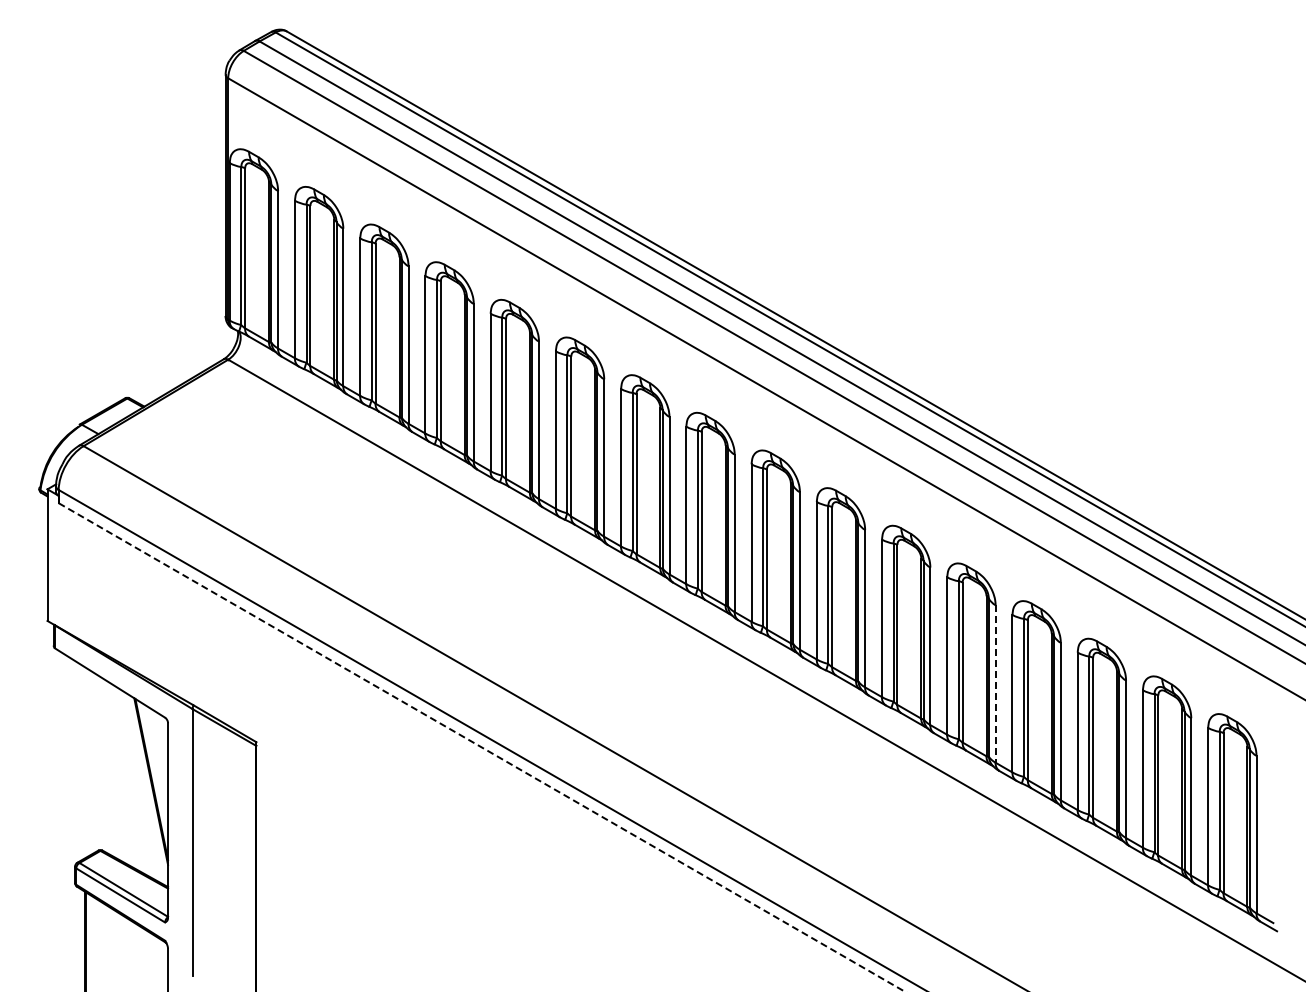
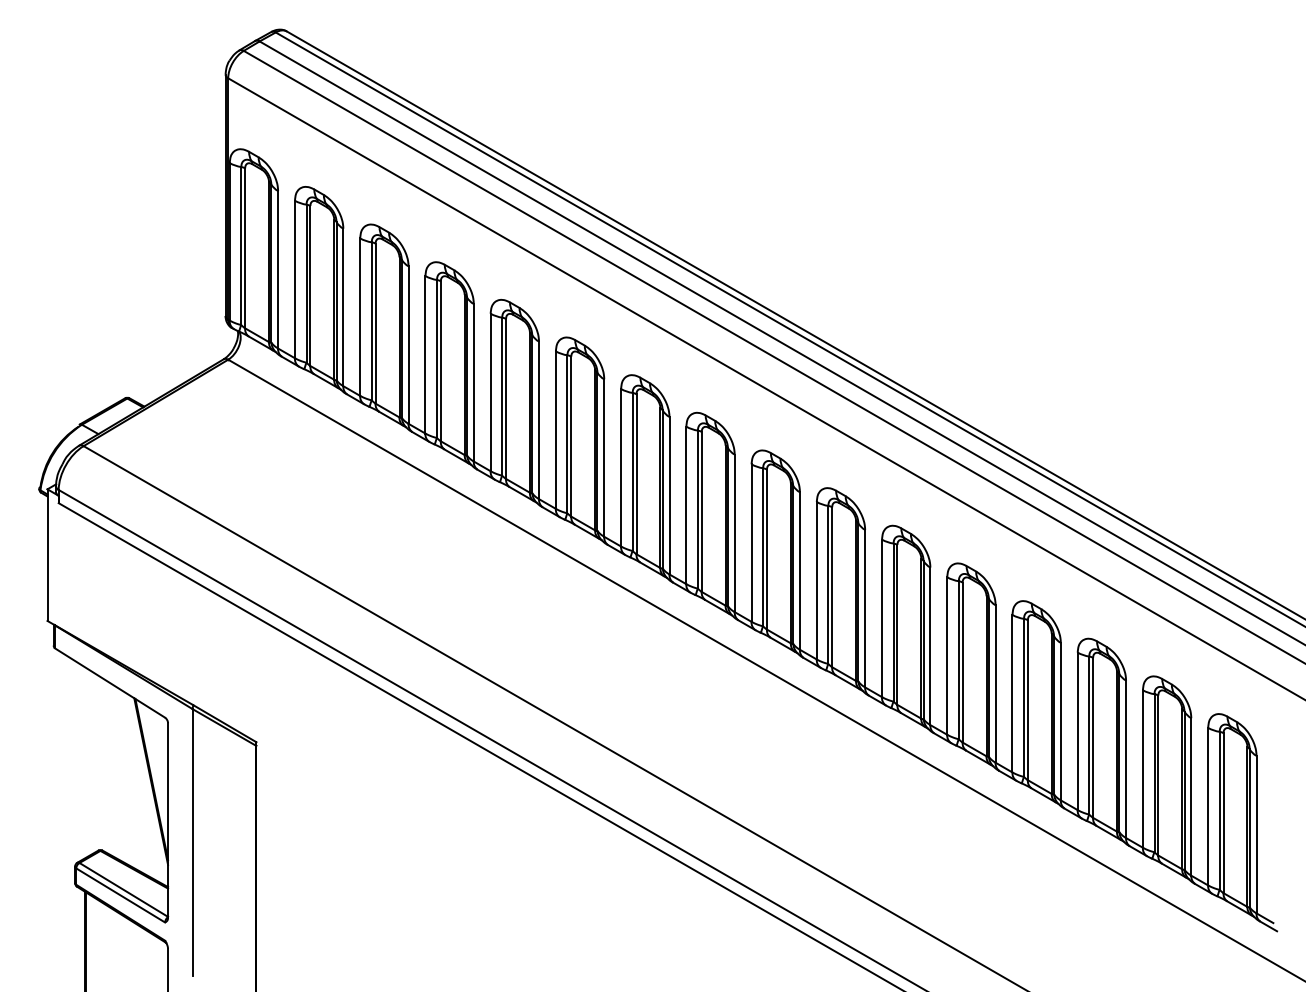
line: dashed -> solid (995, 684)
line: dashed -> solid (482, 747)
